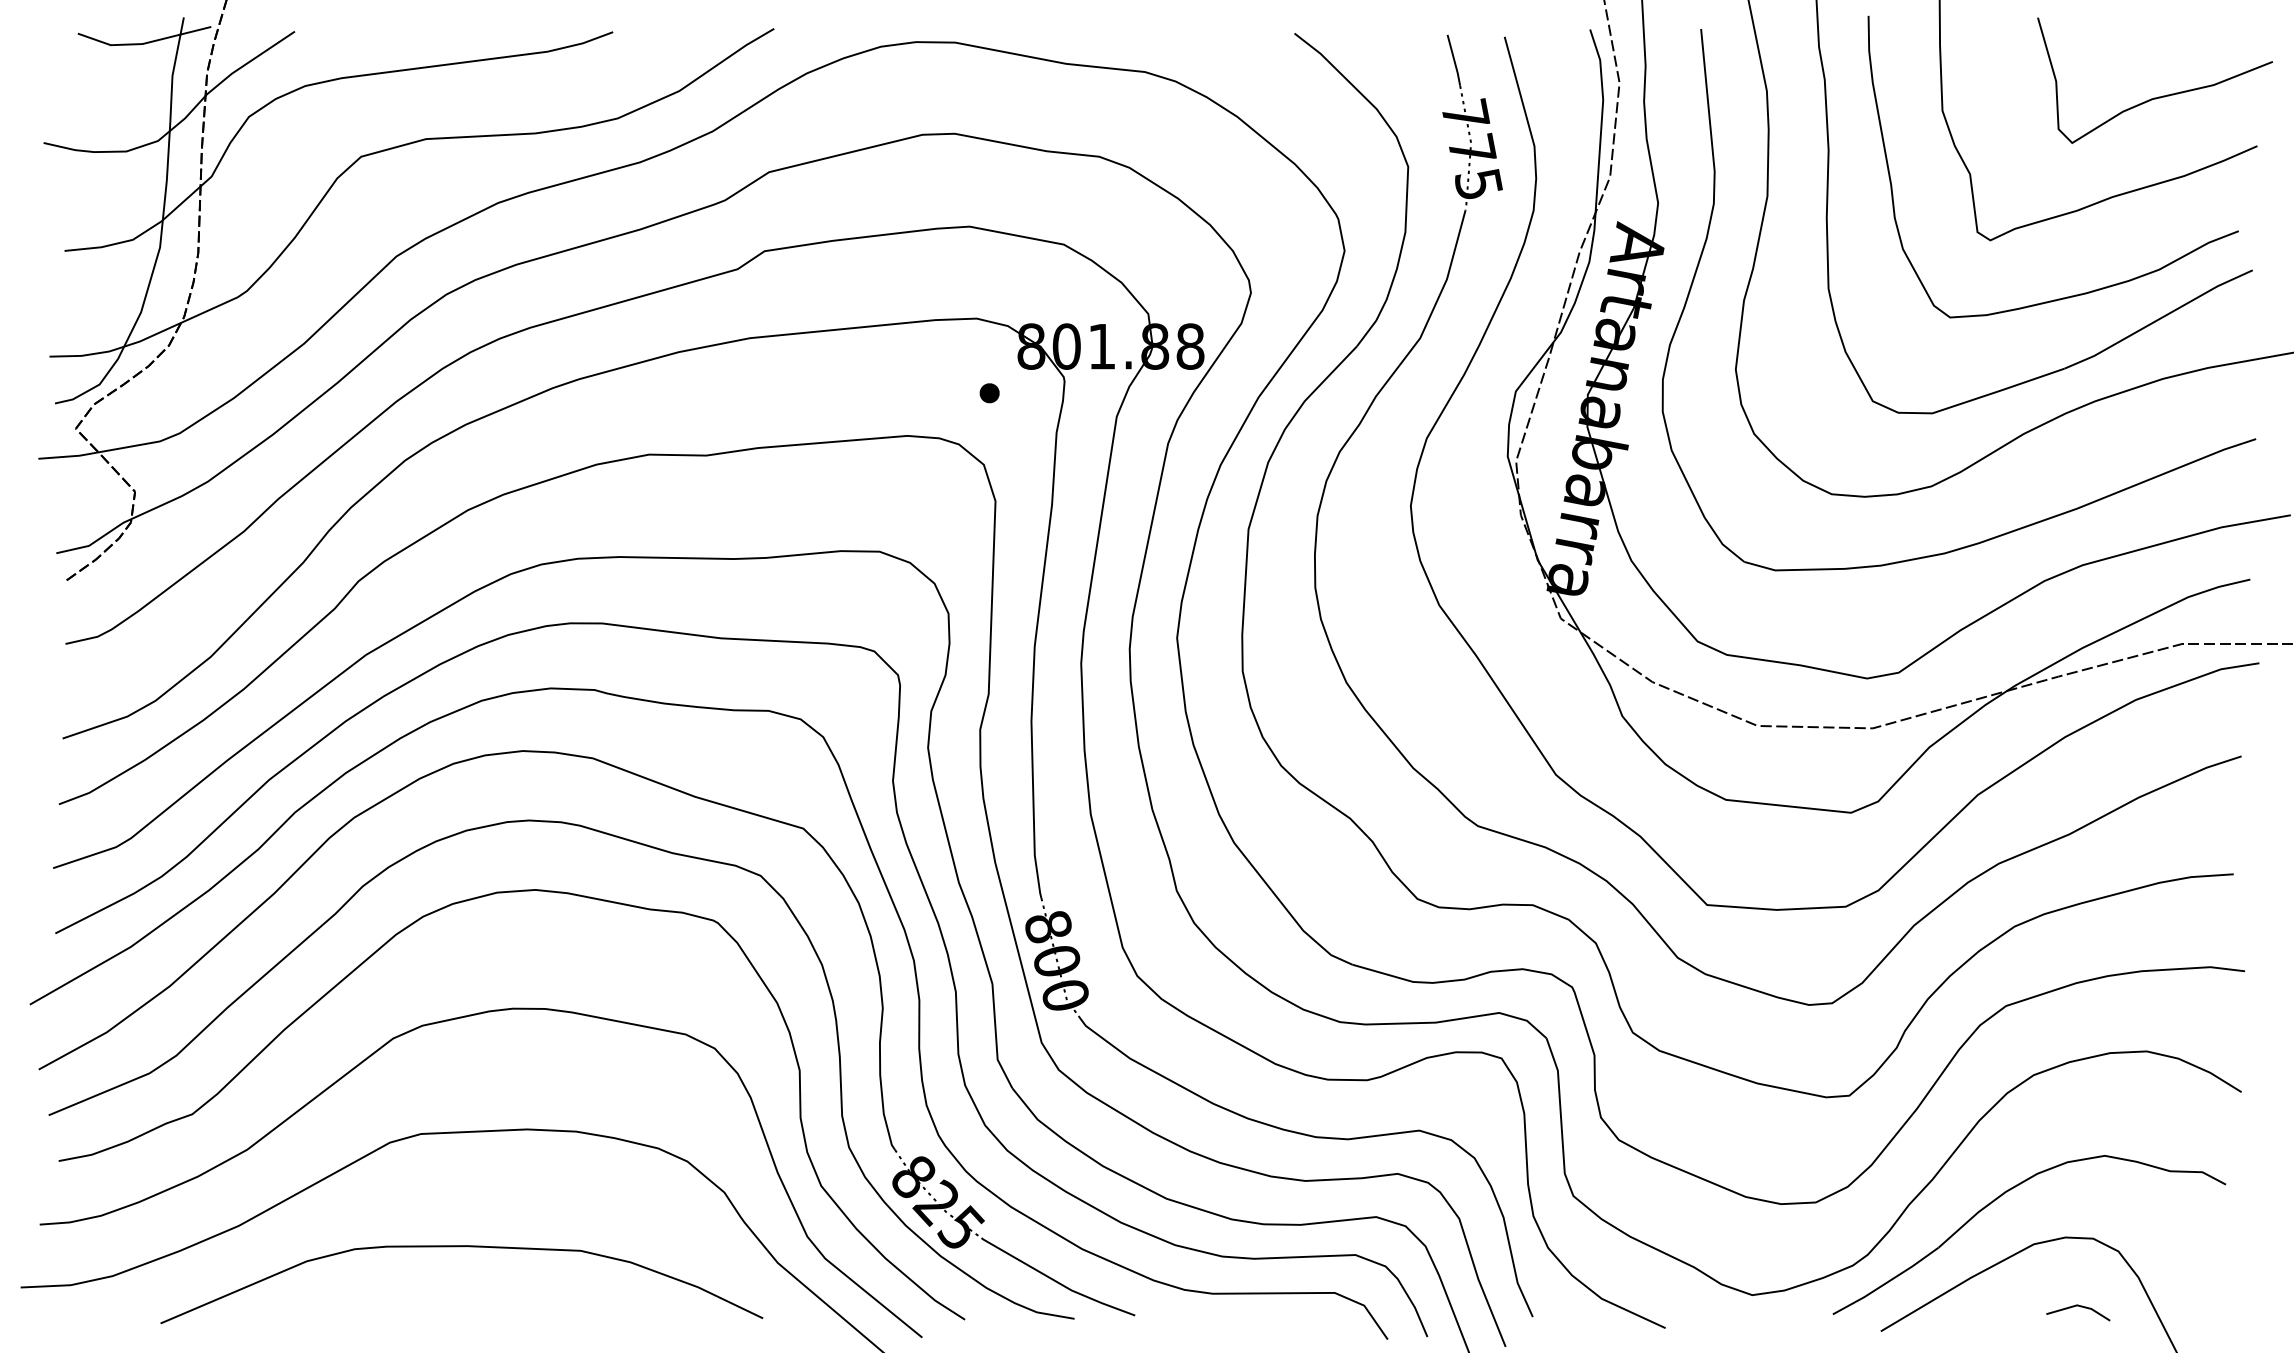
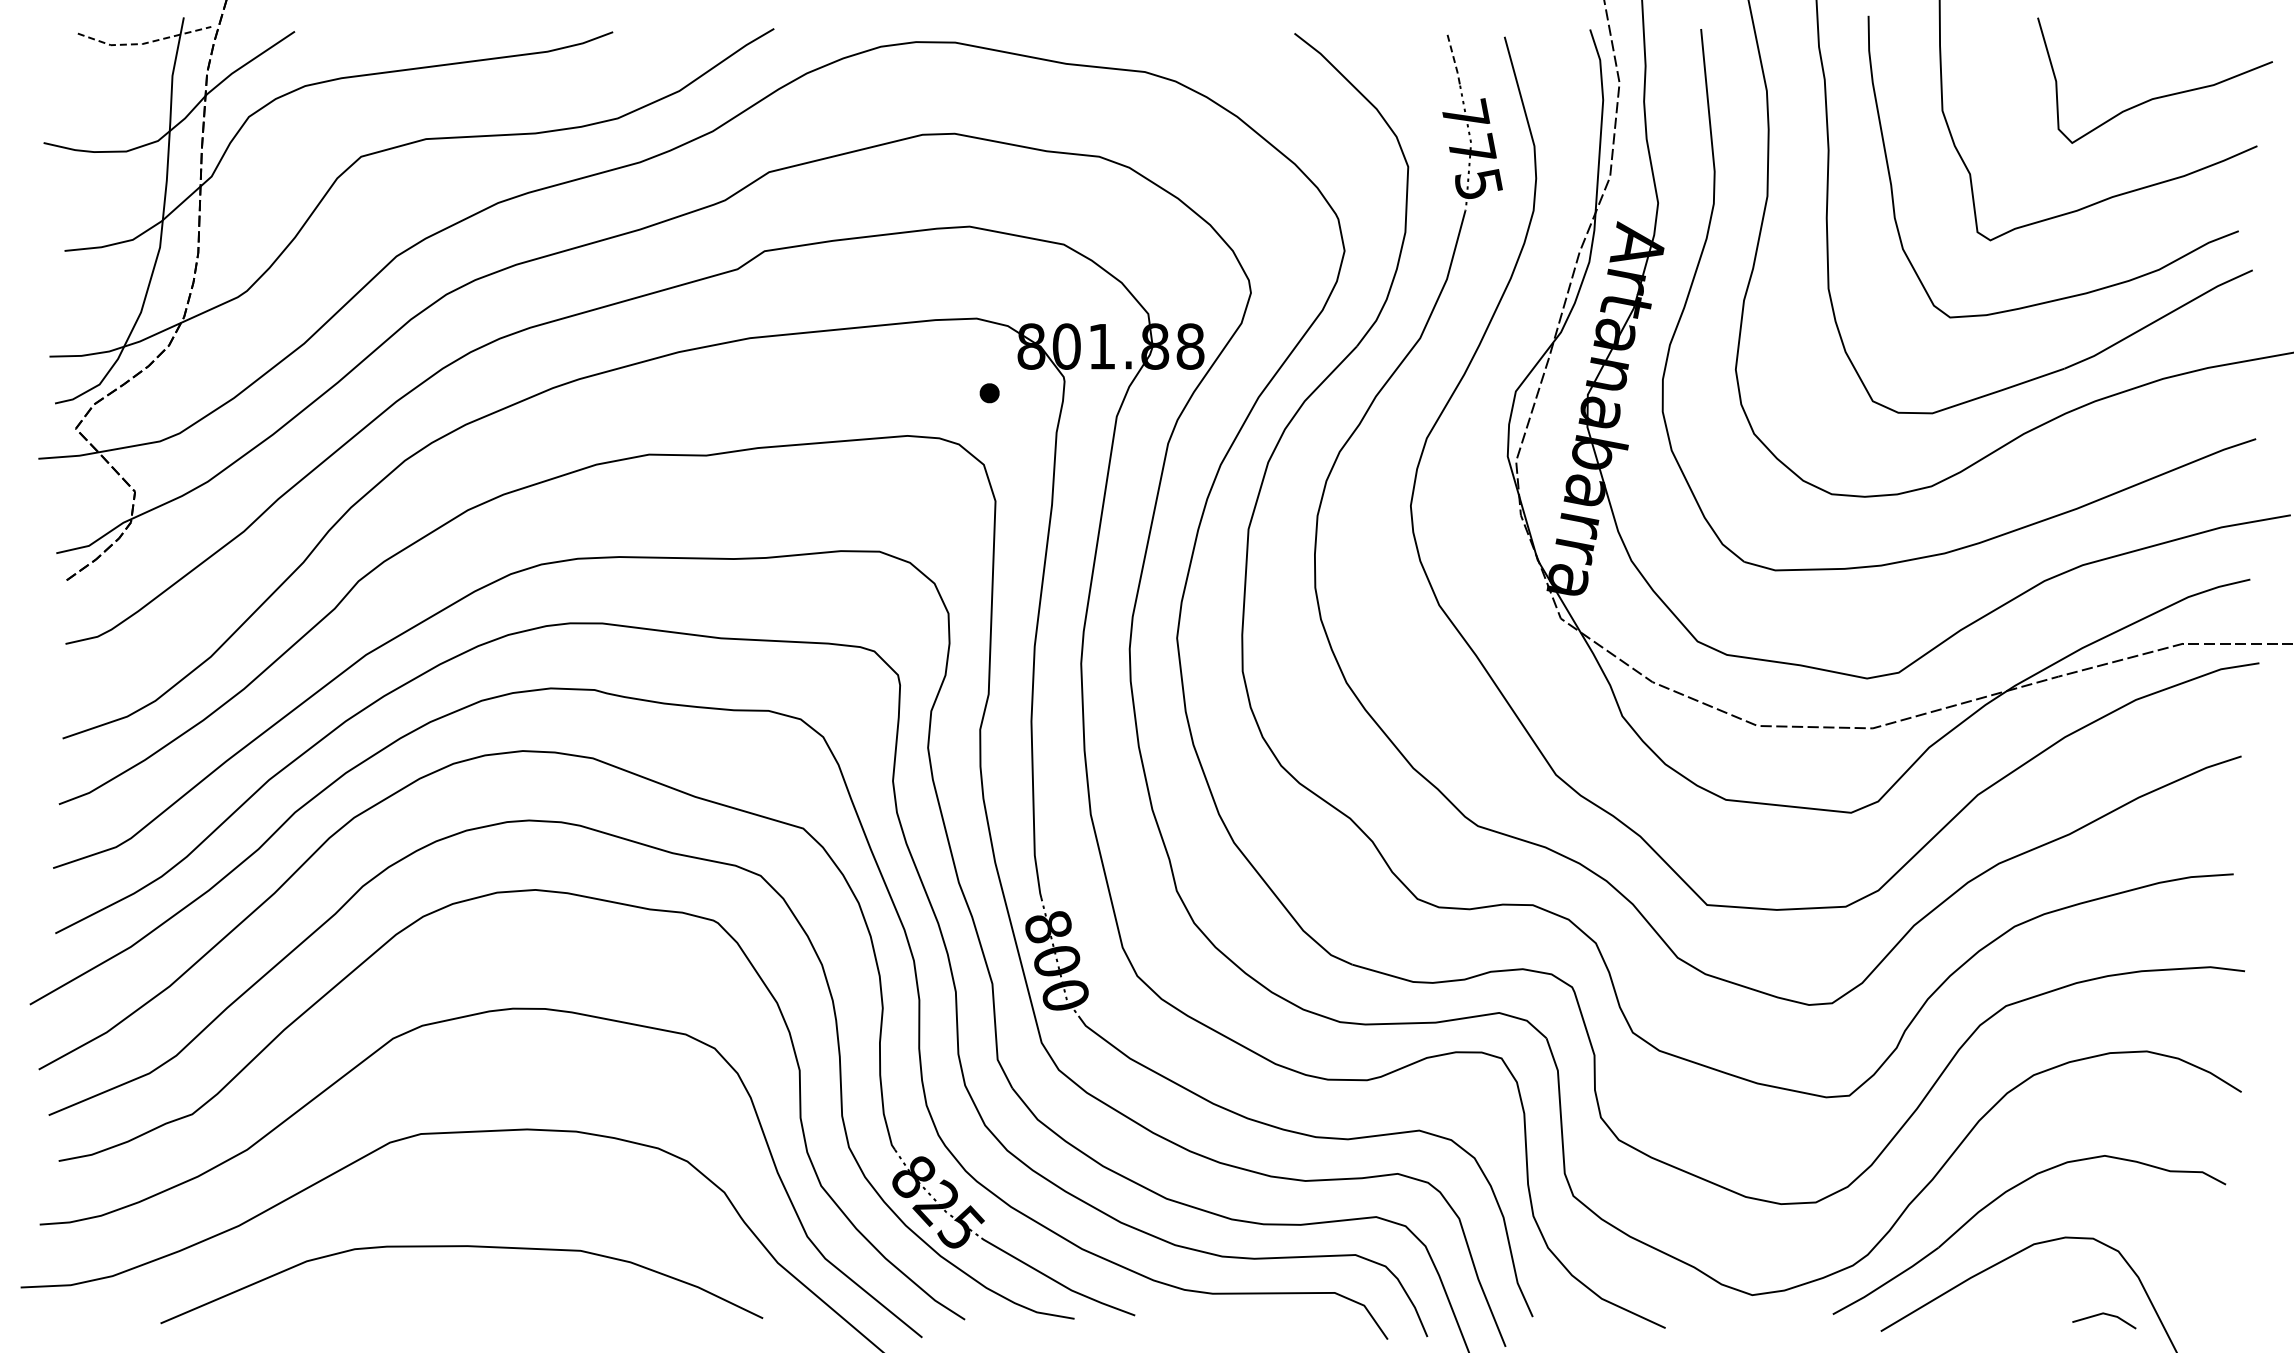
line: solid -> dashed (143, 43)
line: solid -> dashed (1454, 60)
line position: (2080, 1307) -> (2106, 1315) (2106, 1315)
